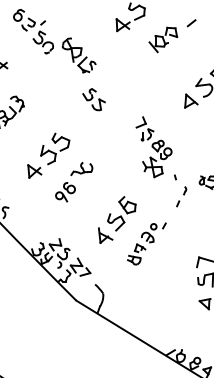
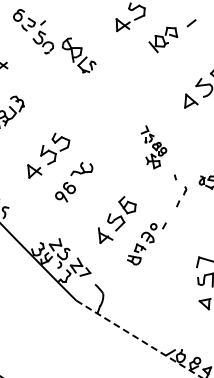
part: present -> none (93, 99)
part size: 38x63 px -> 28x45 px (153, 147)
line: solid -> dashed (139, 339)
